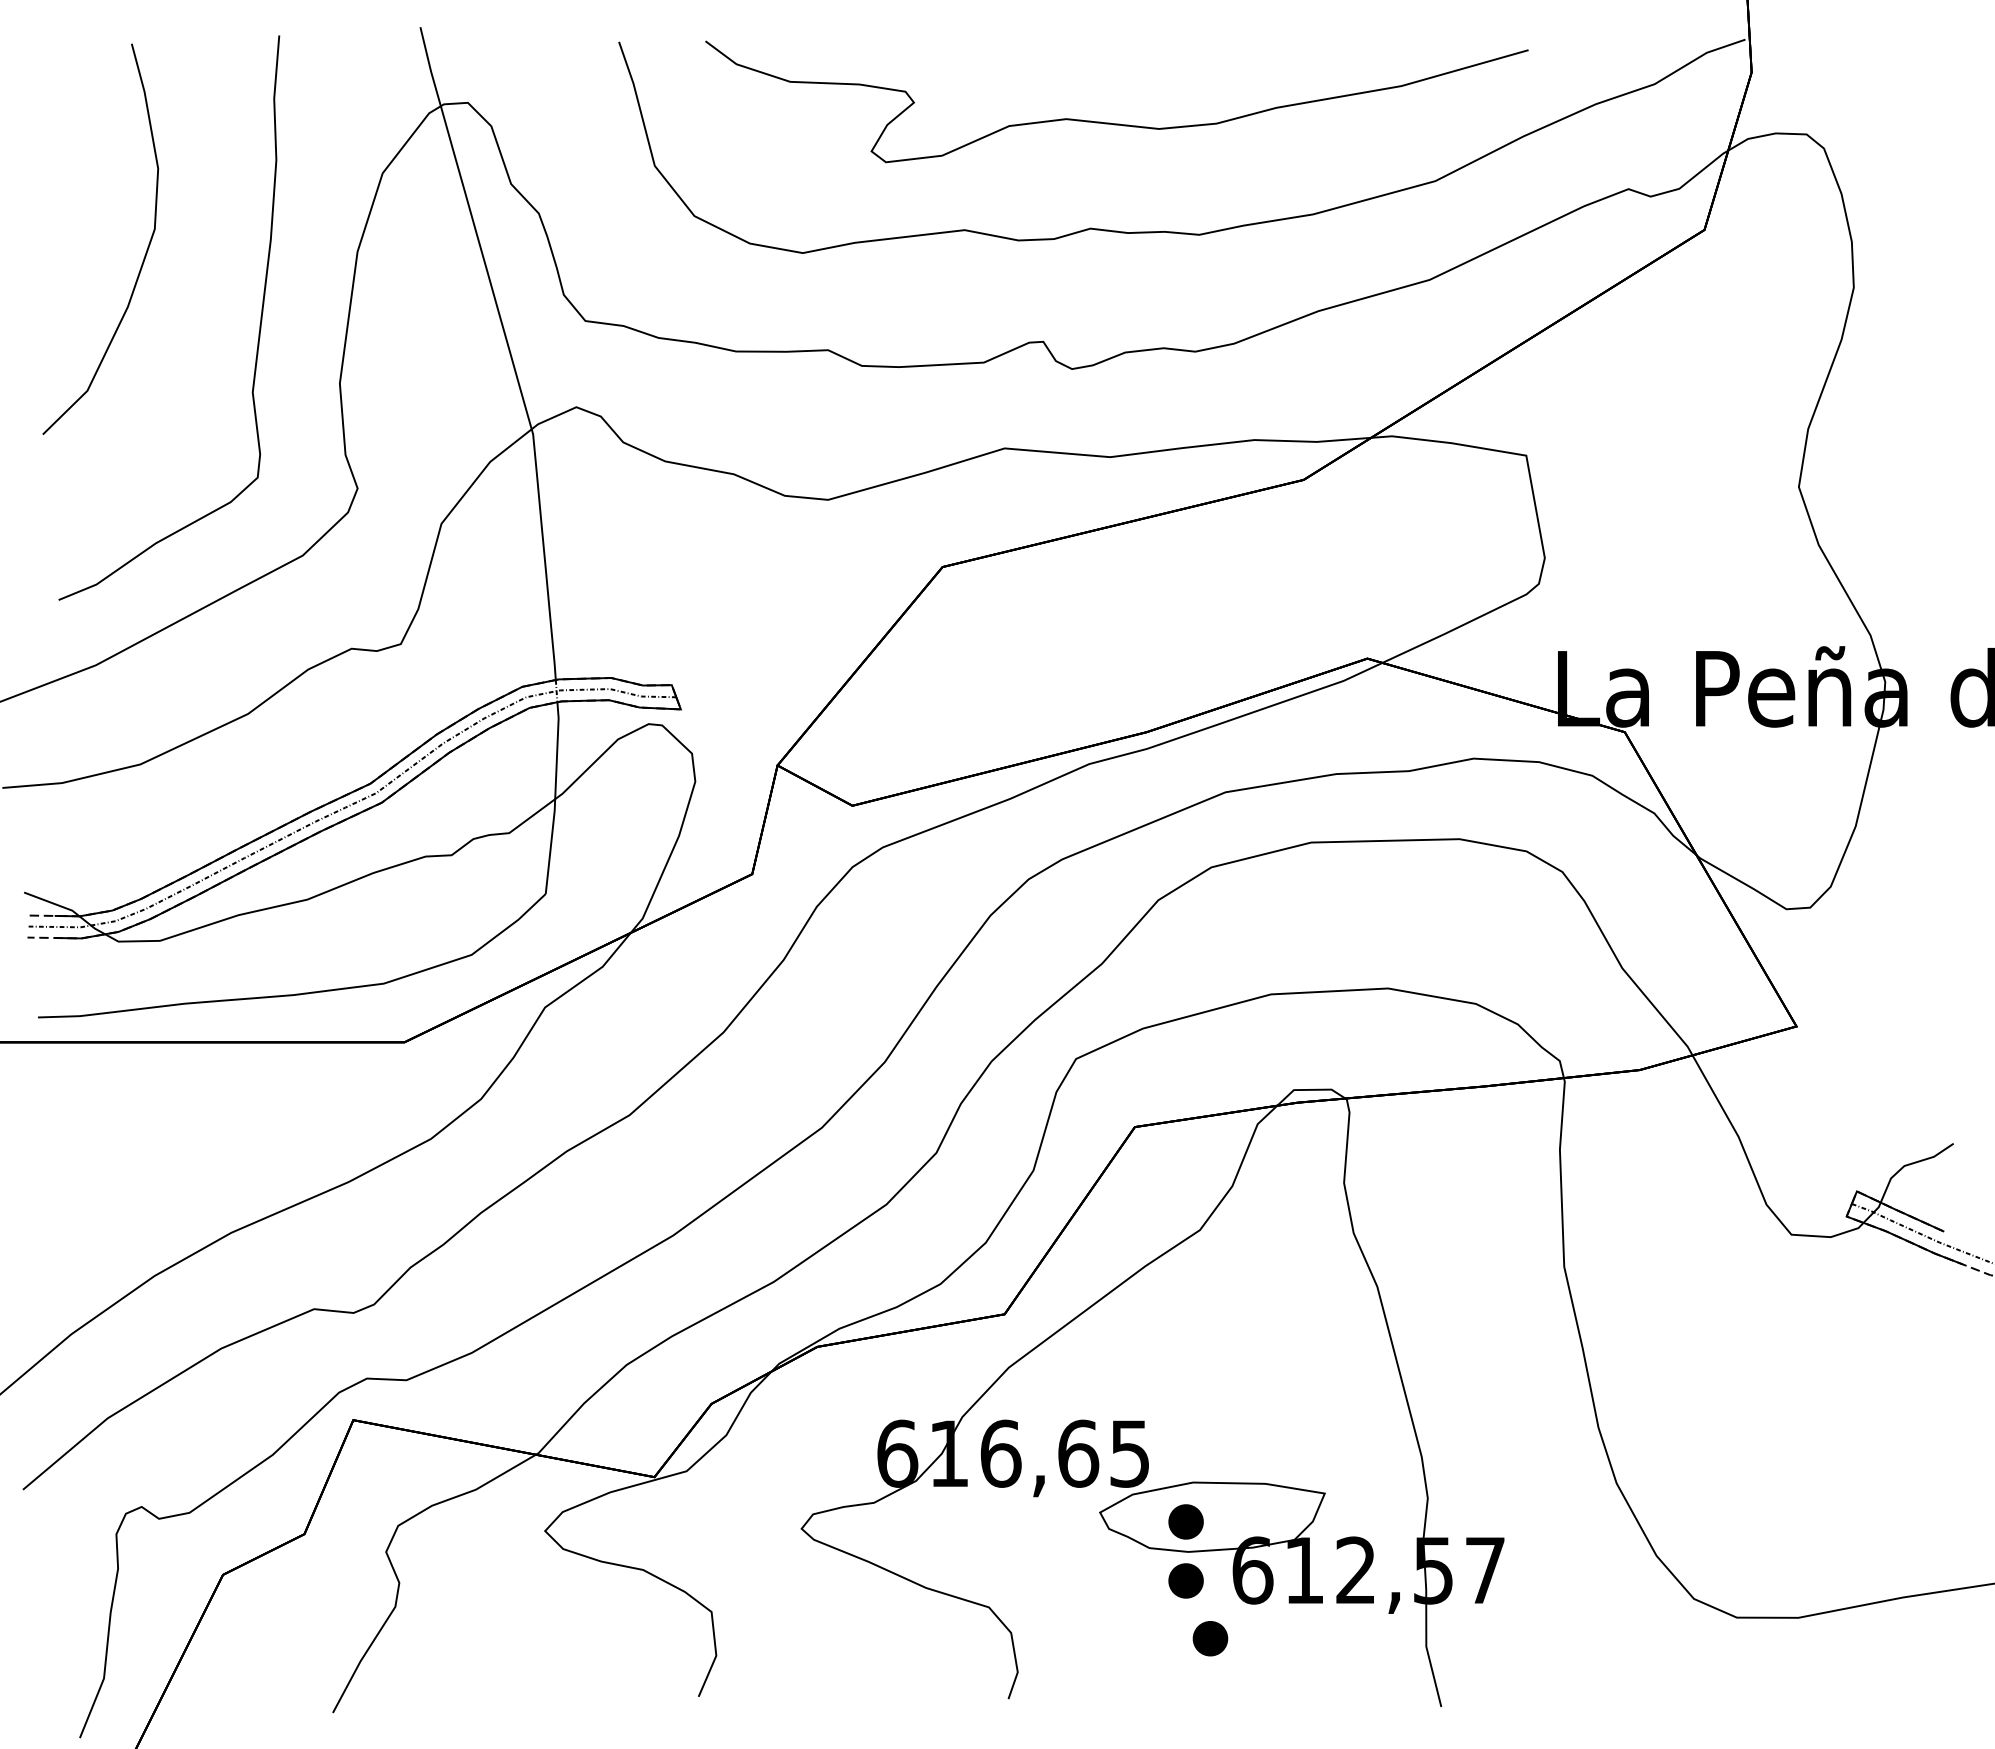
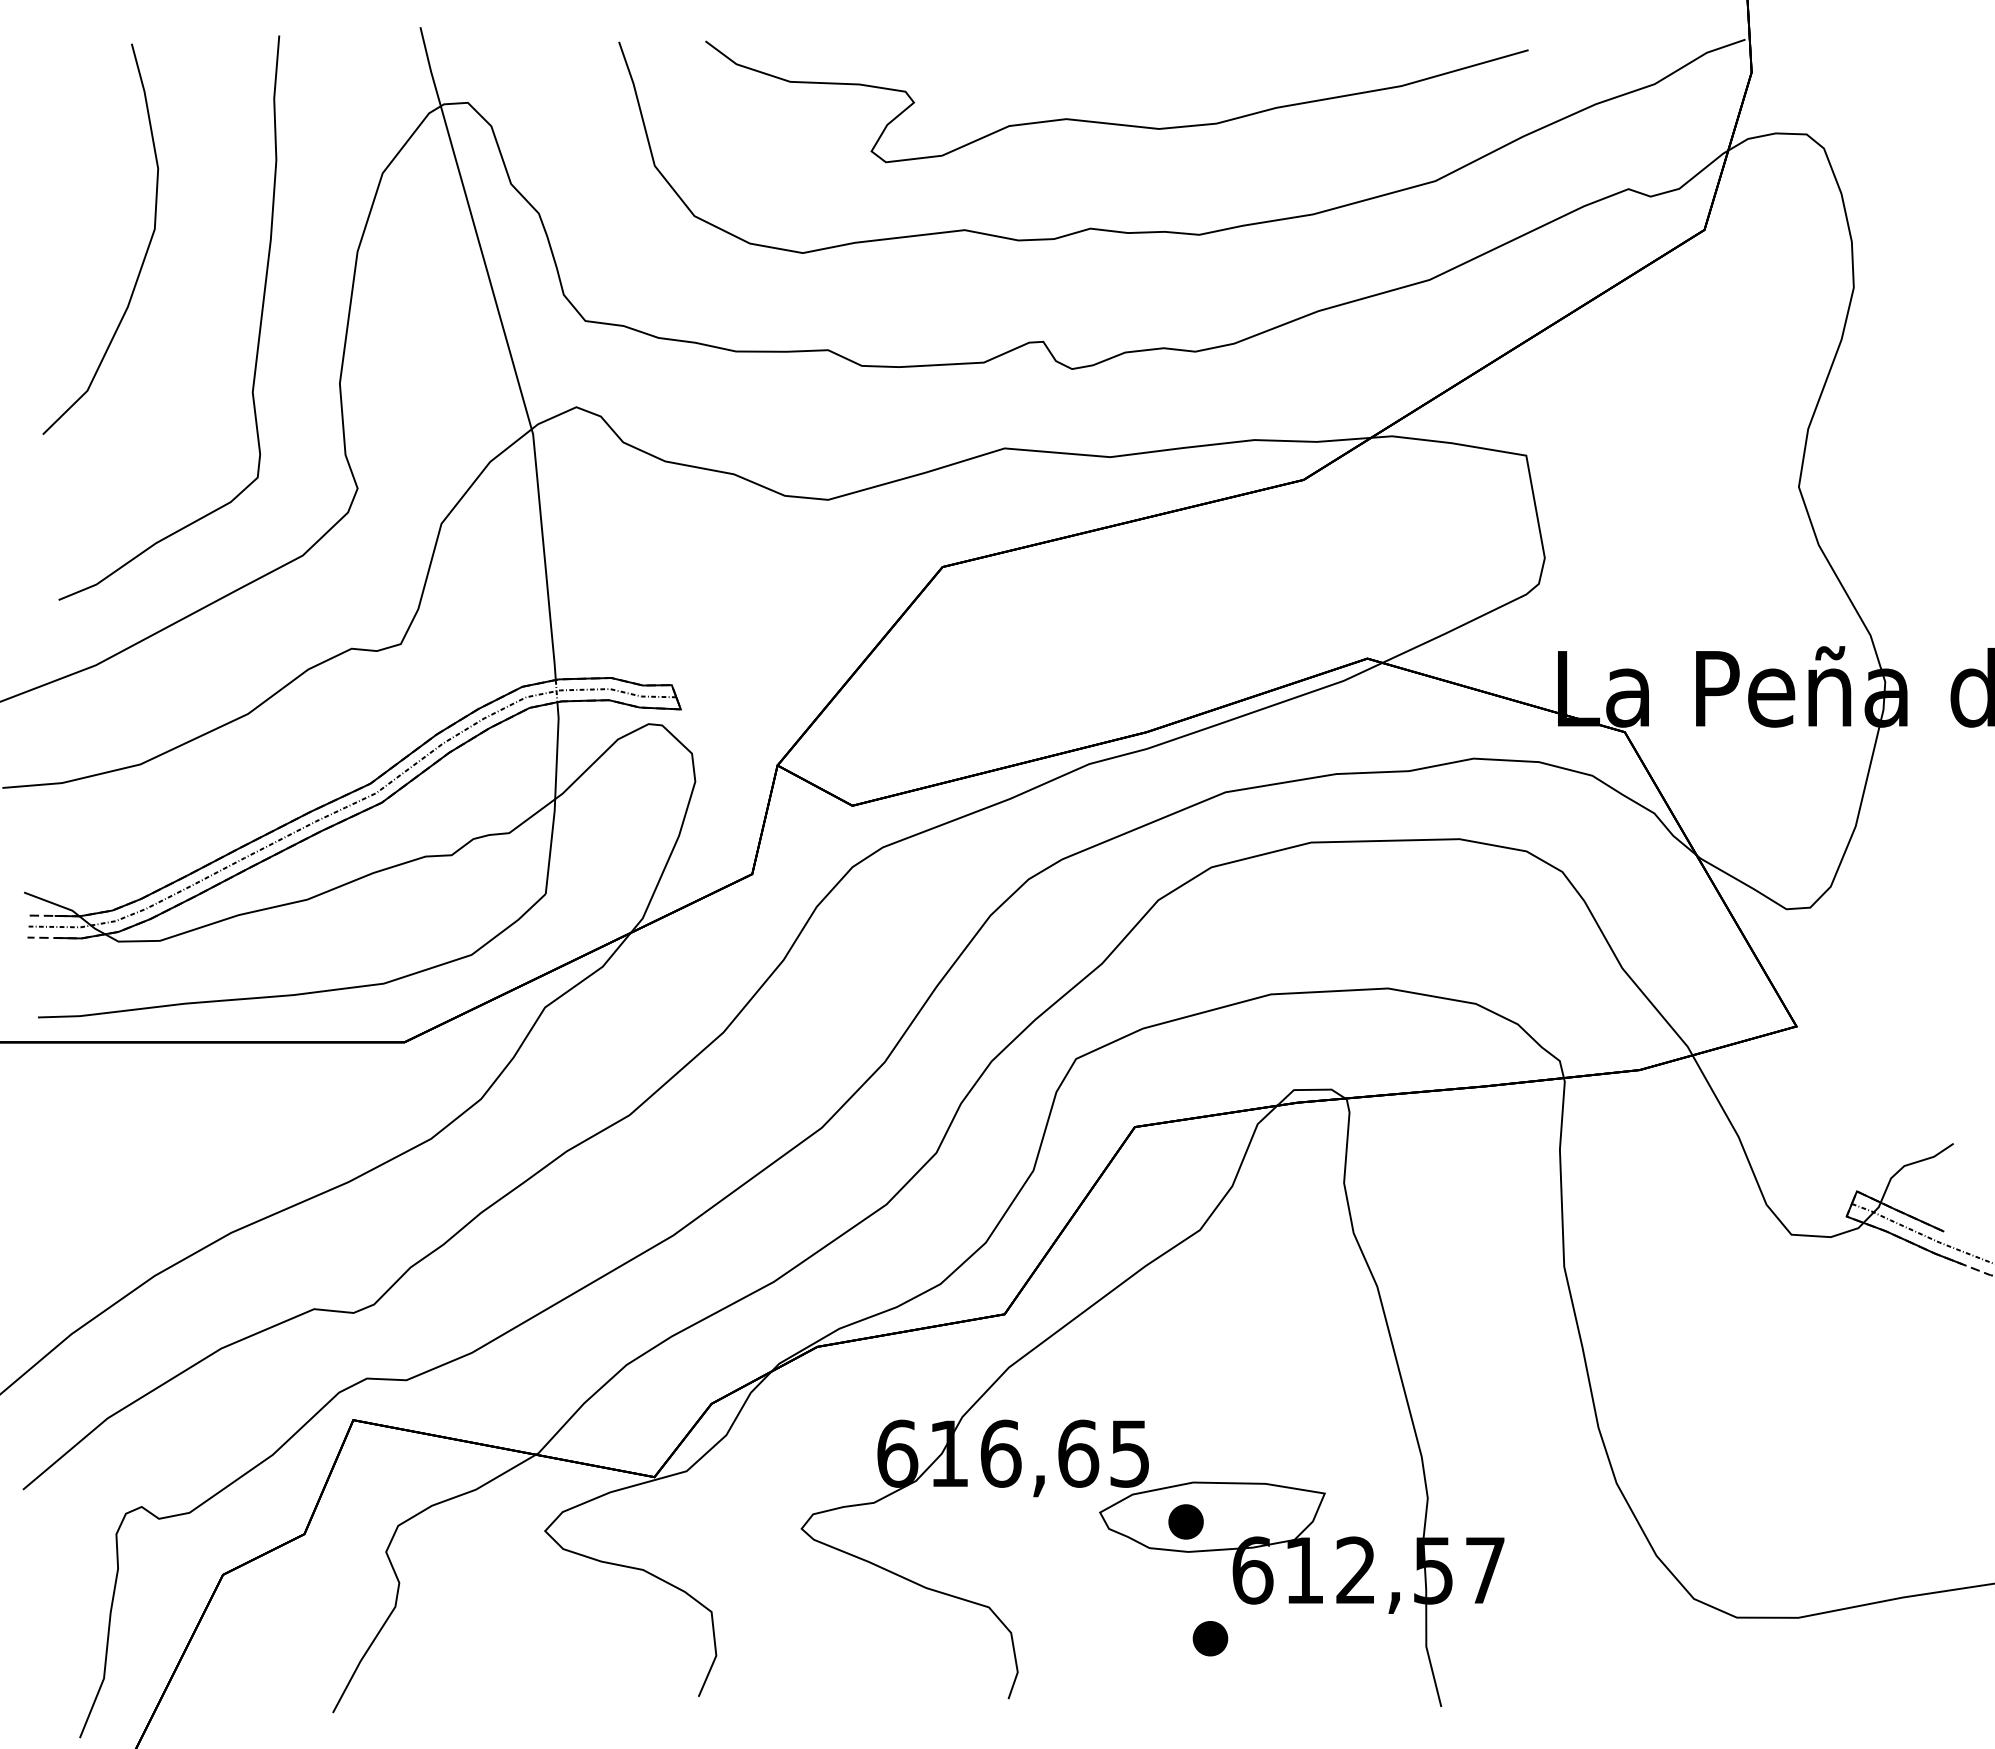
part: present -> none (1185, 1580)
